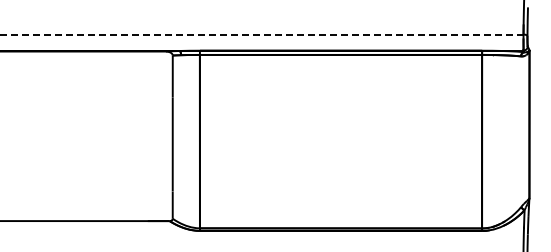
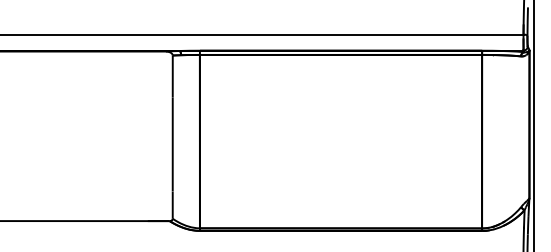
line: dashed -> solid (261, 34)
line: none -> present (534, 125)
